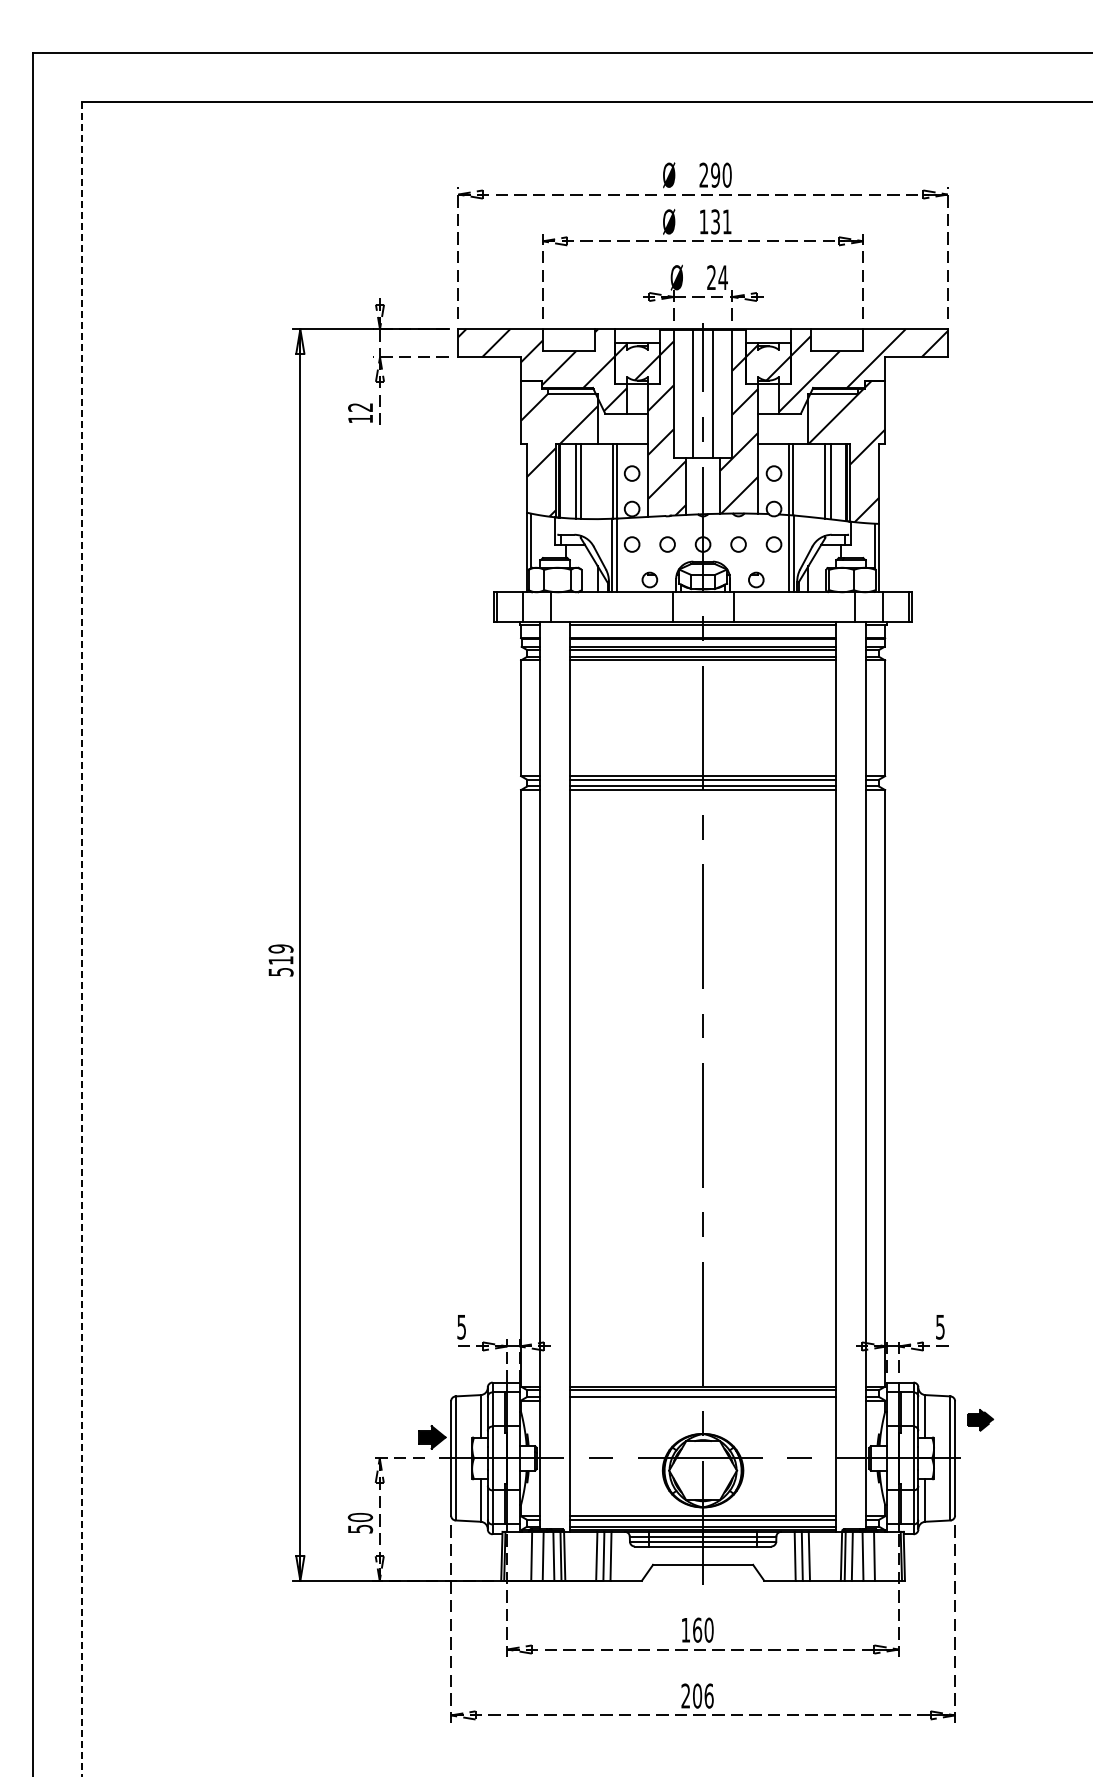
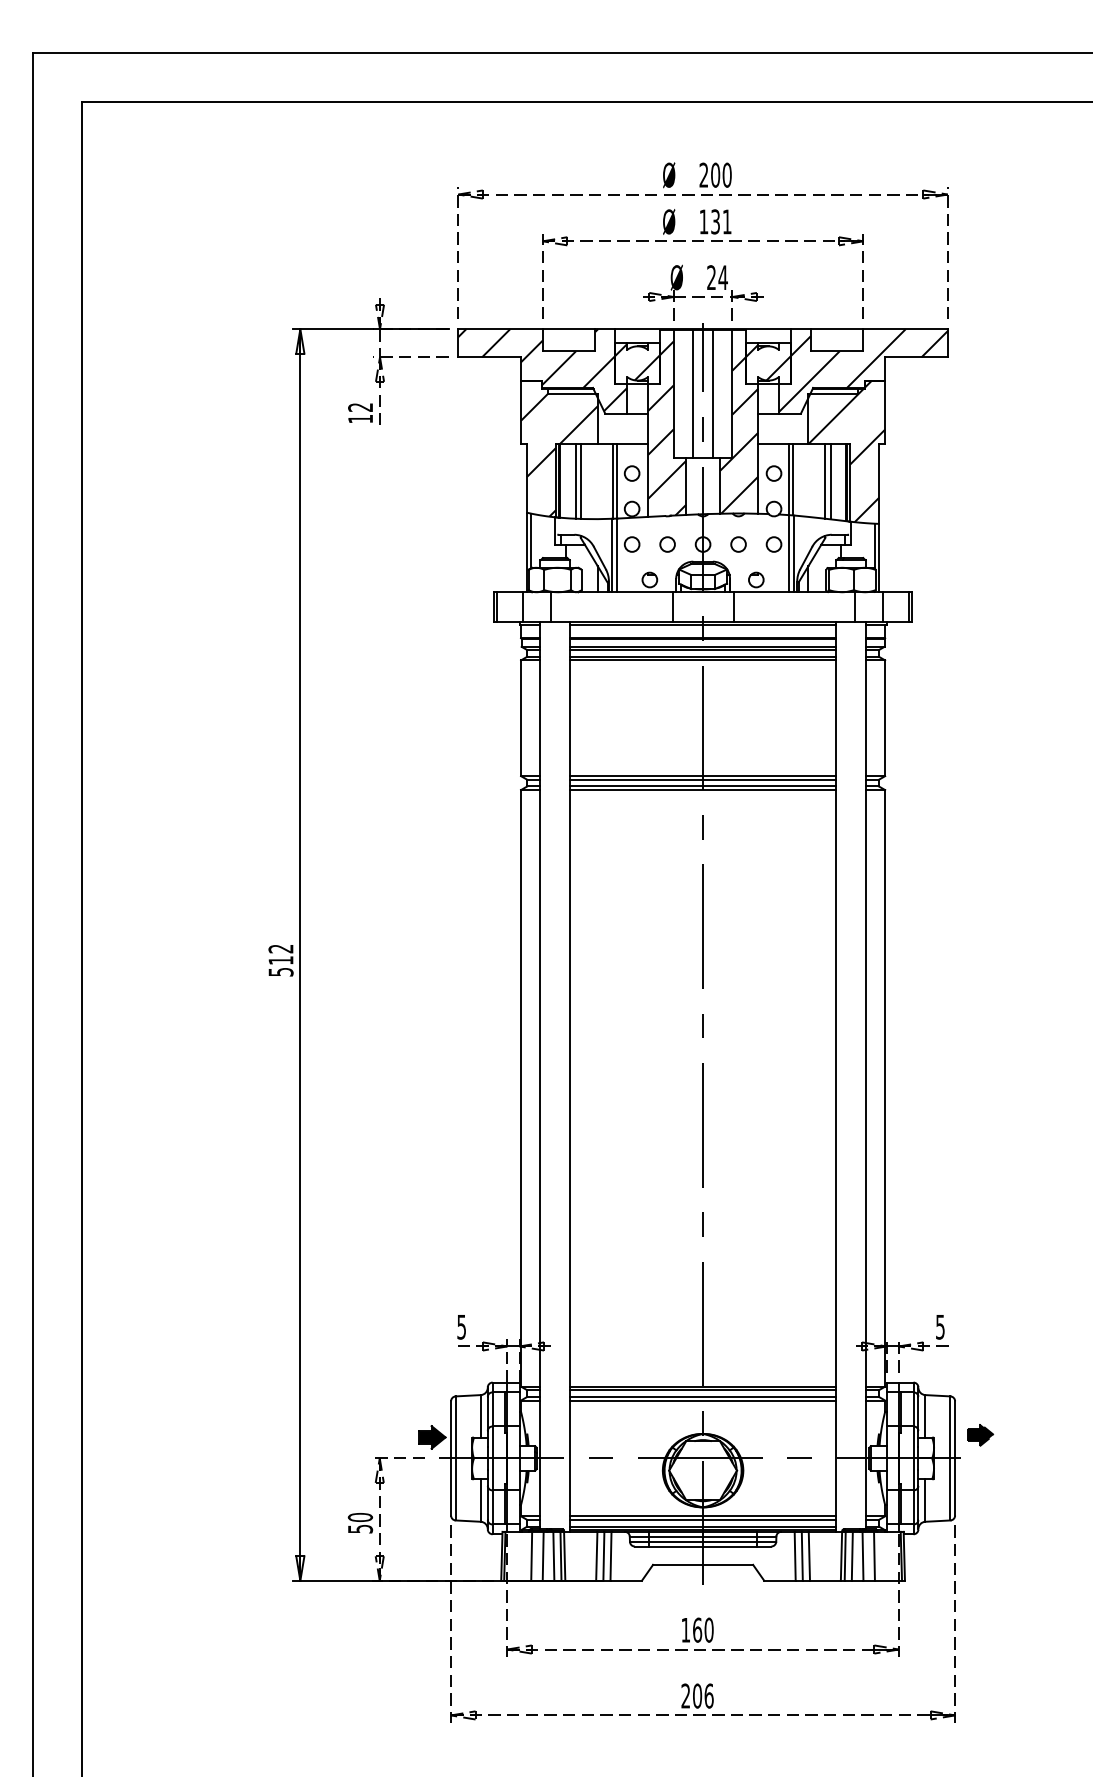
text: 290 -> 200 (715, 174)
line: dashed -> solid (81, 939)
text: 519 -> 512 (280, 948)
line: none -> present (702, 1400)
part position: (980, 1420) -> (980, 1435) (980, 1435)
